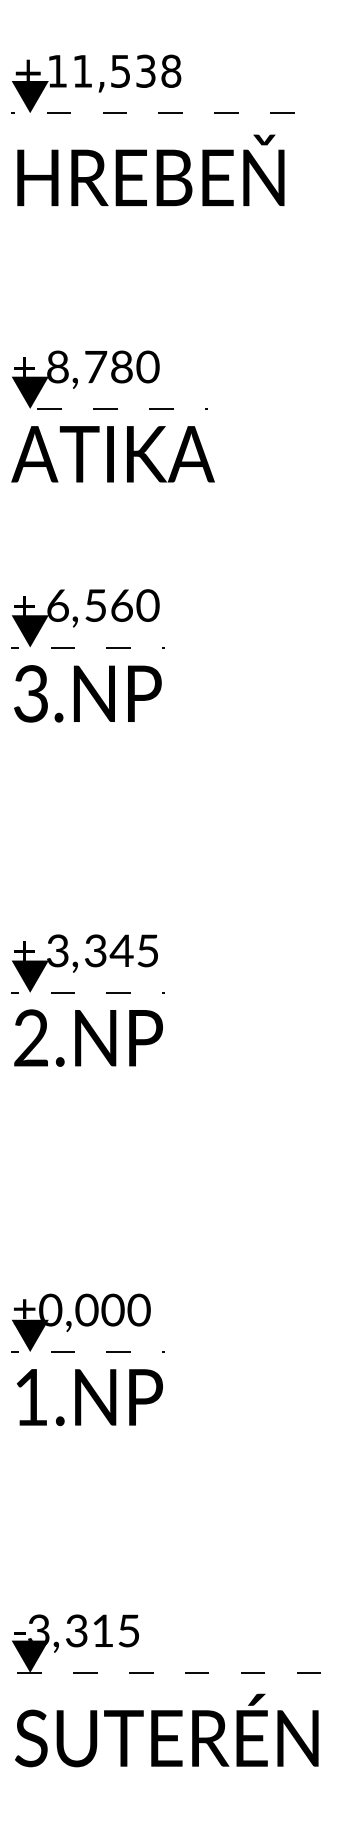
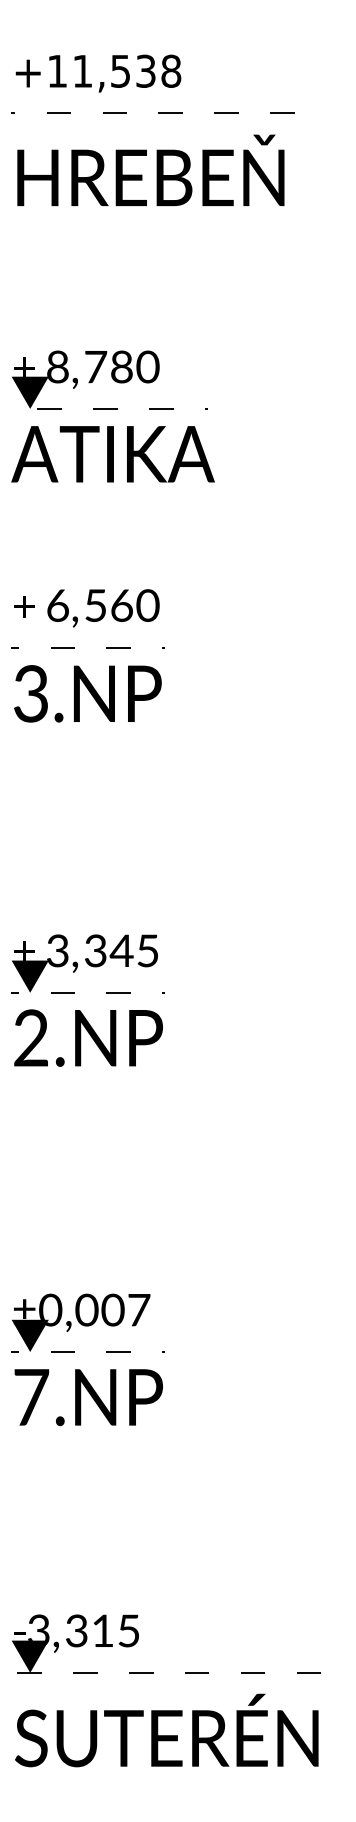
fill: present -> none (29, 97)
fill: present -> none (29, 631)
text: ±0,000 -> ±0,007 (138, 1309)
text: 1.NP -> 7.NP (31, 1397)
